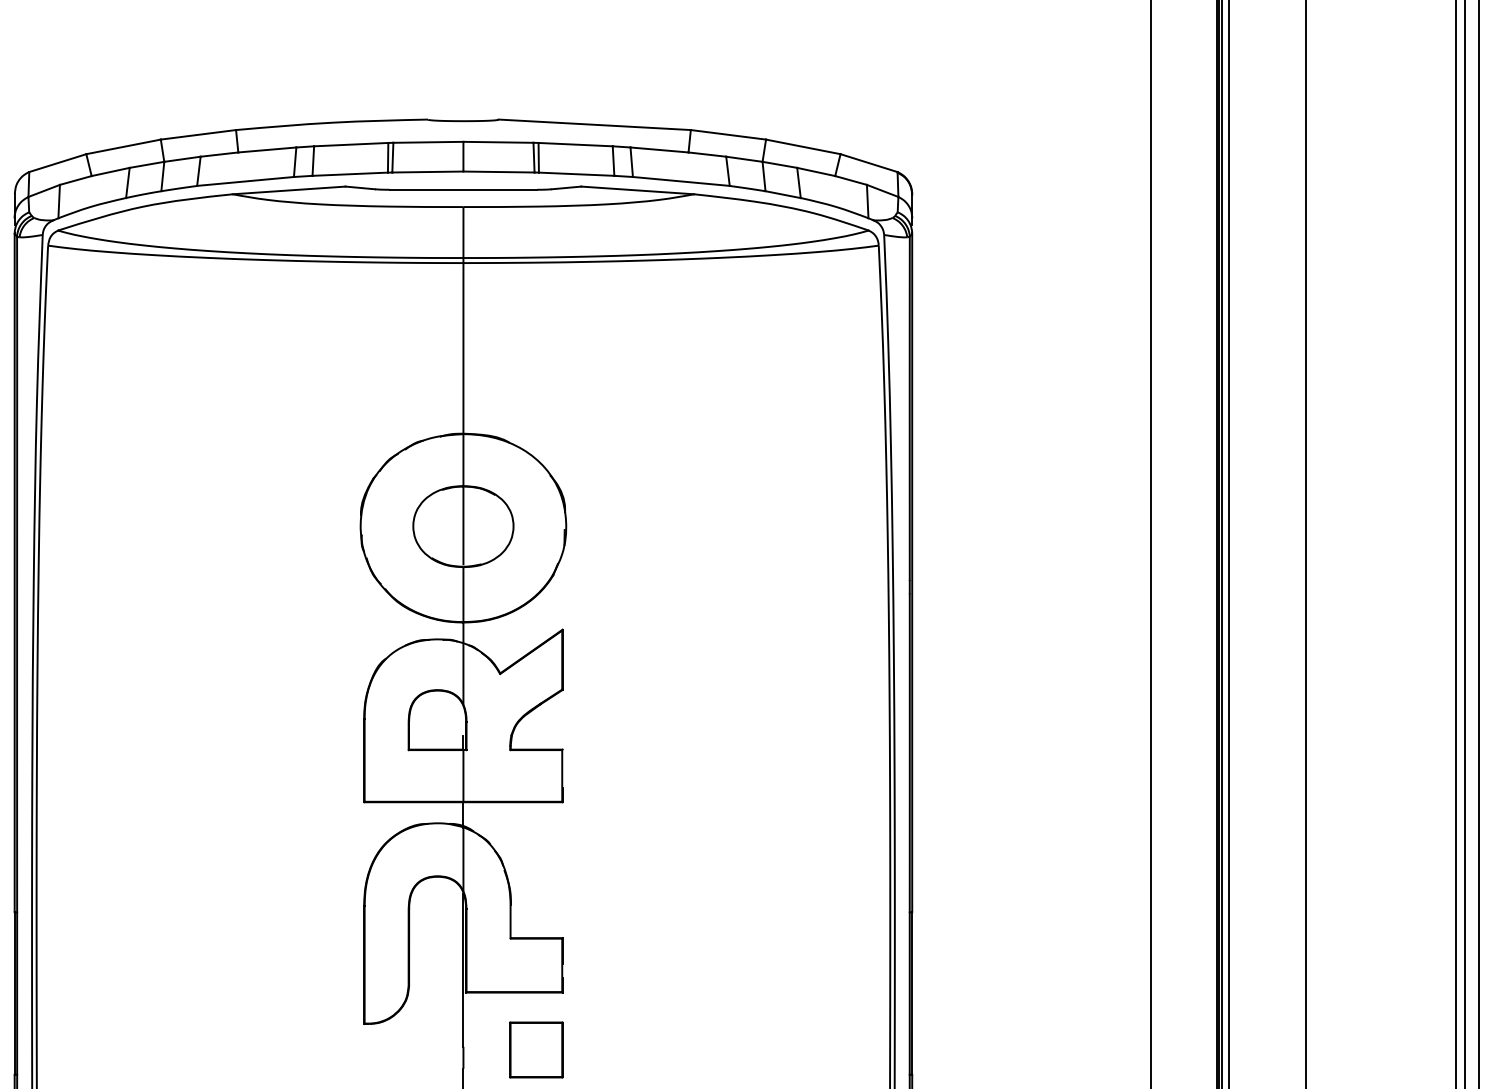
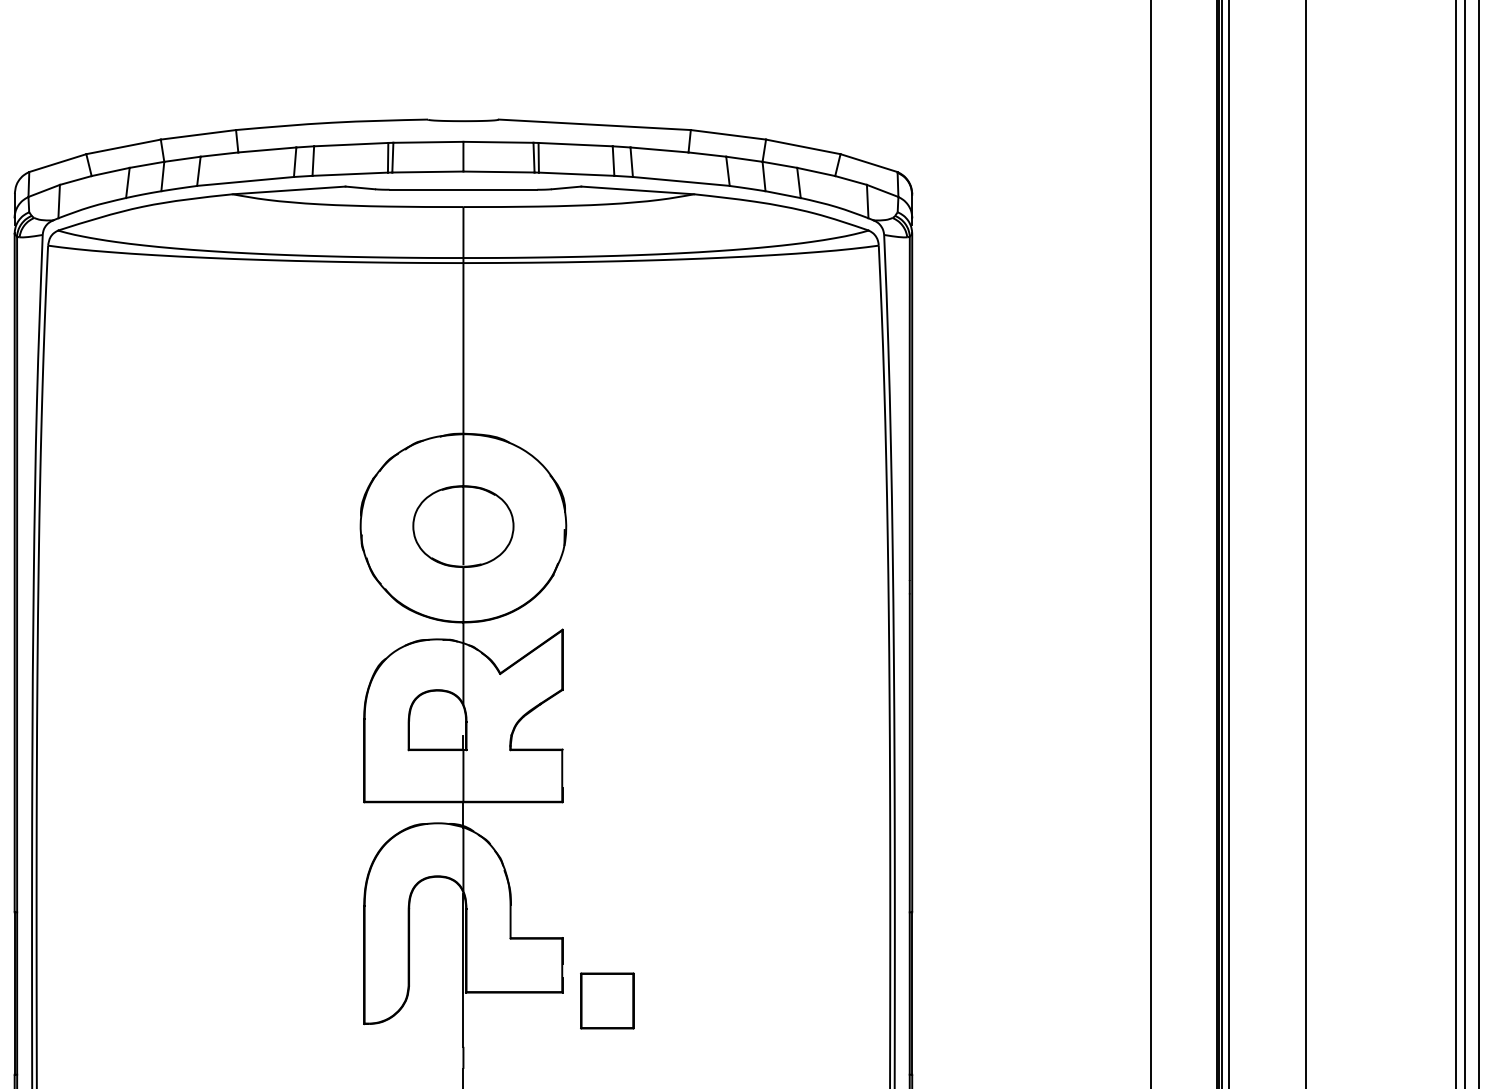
part position: (536, 1049) -> (607, 1000) (607, 1000)
